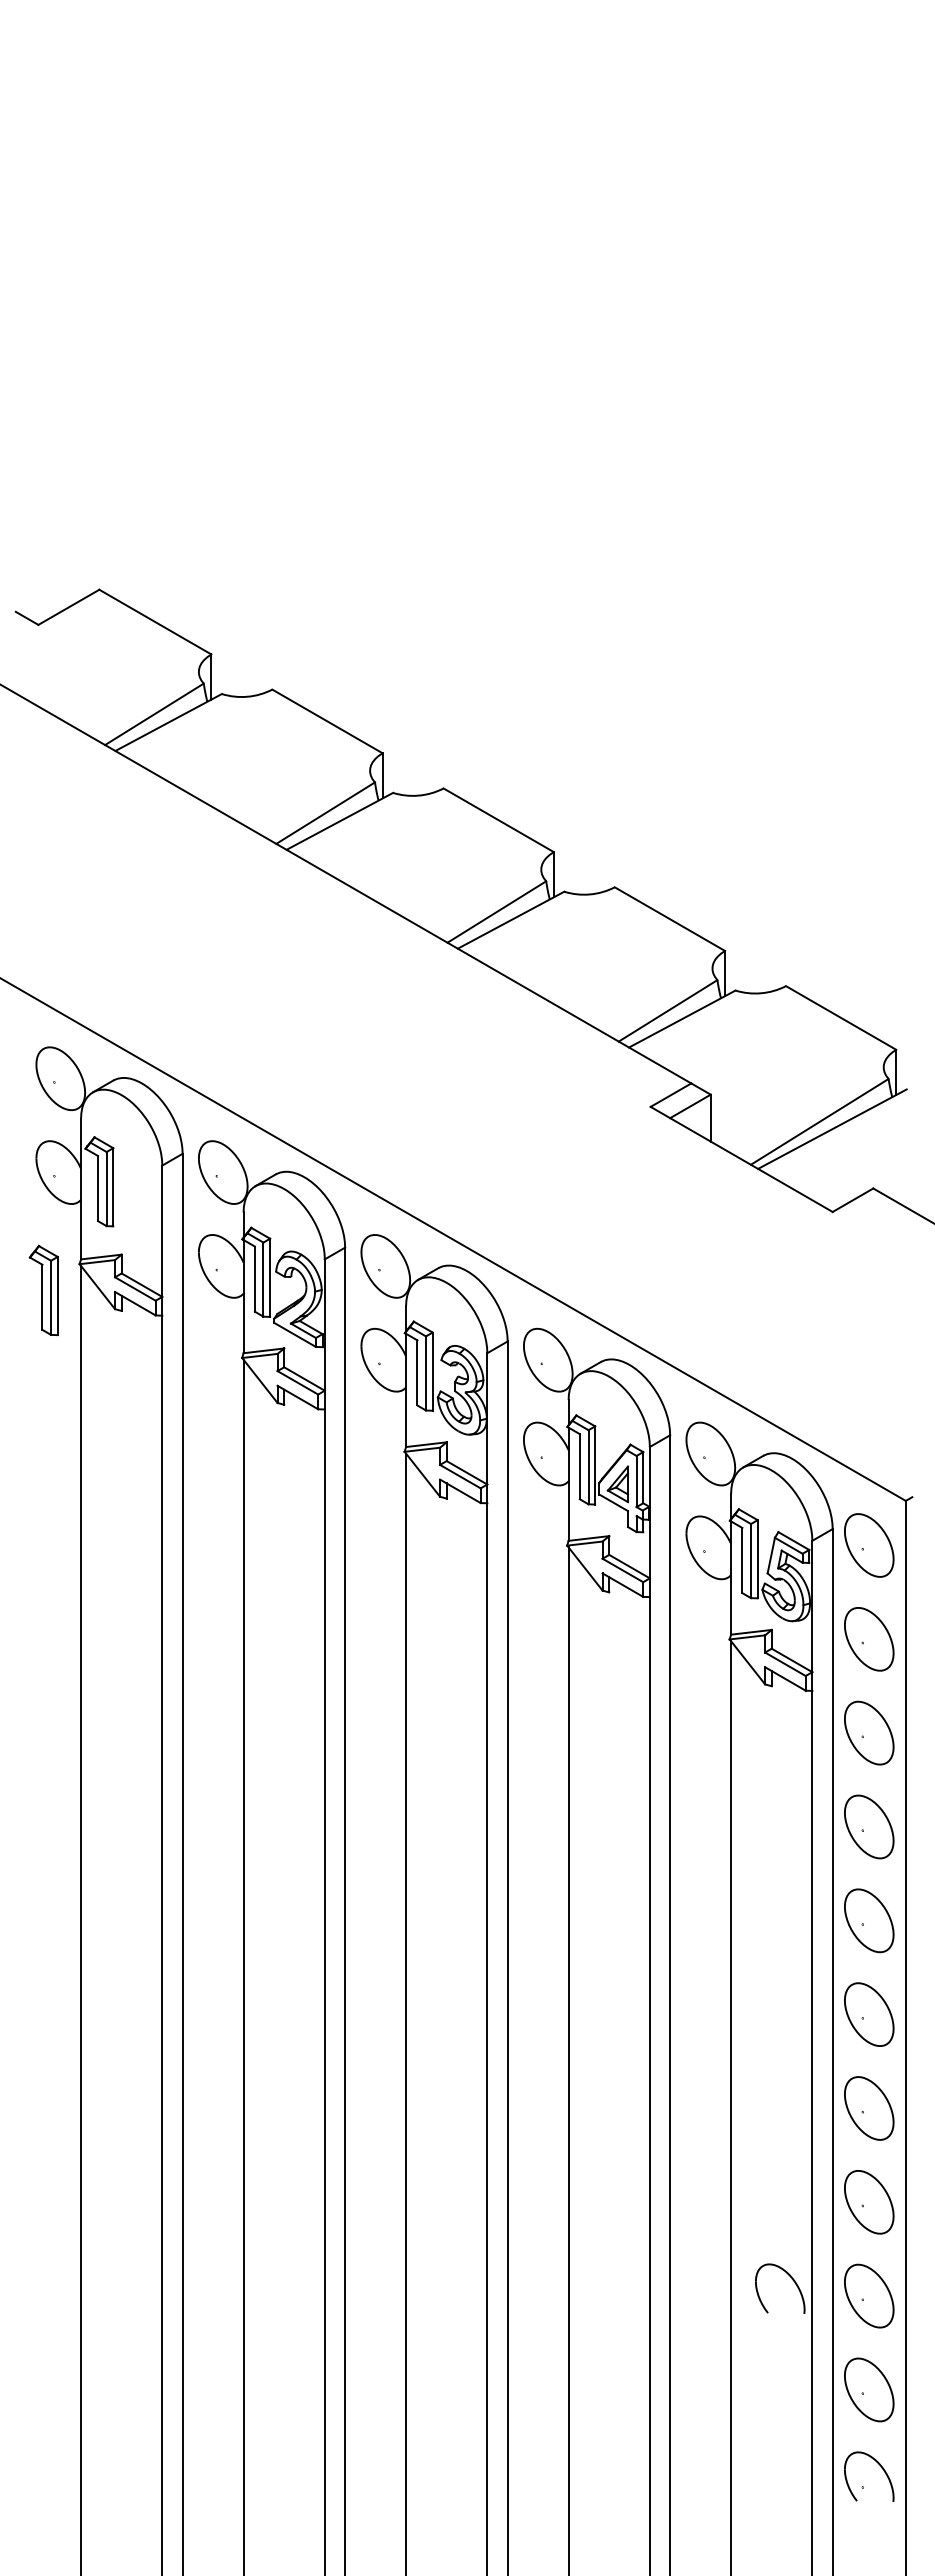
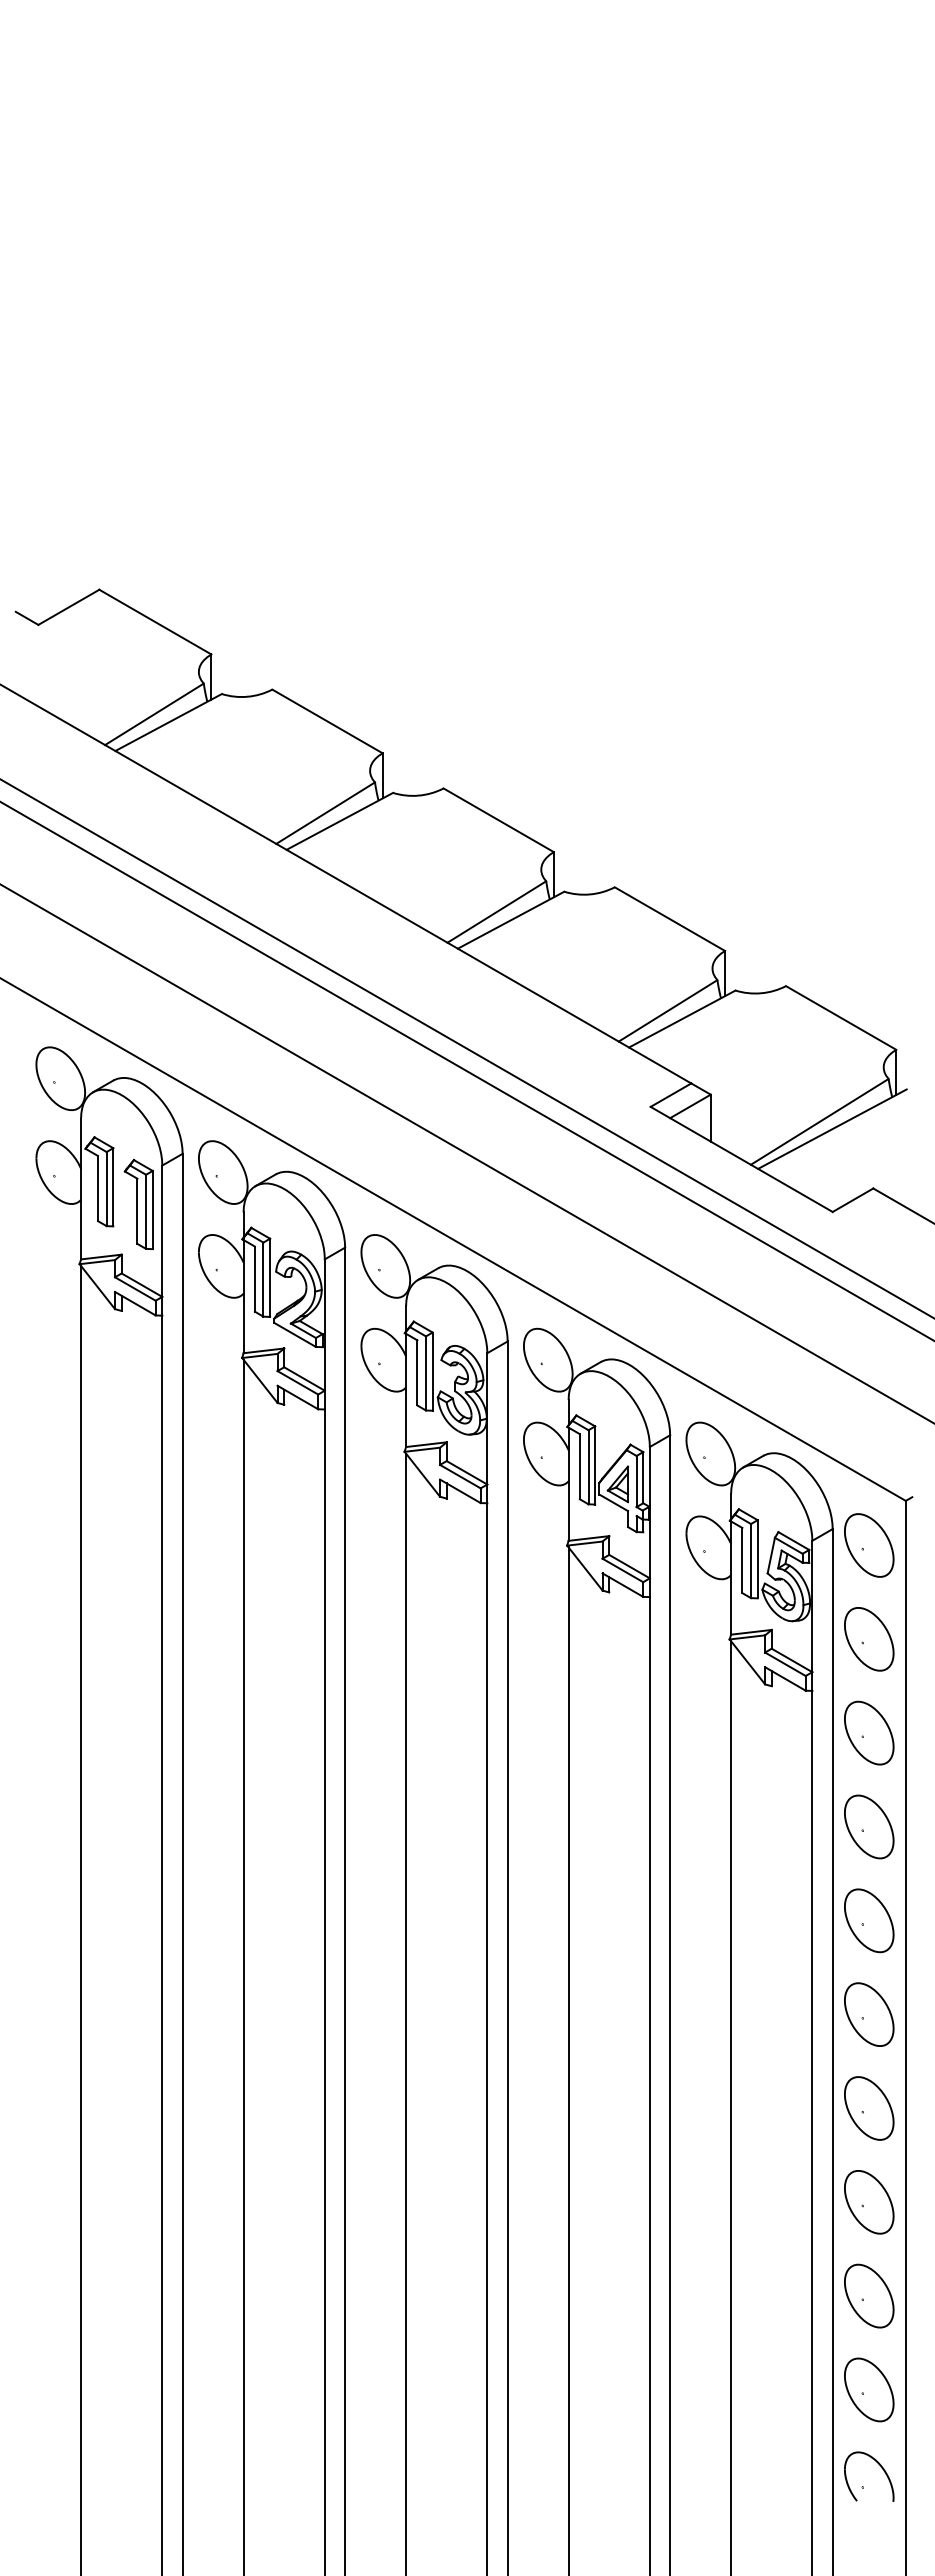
line: none -> present (466, 1048)
line: none -> present (466, 1071)
line: none -> present (466, 1153)
part position: (43, 1289) -> (138, 1203) (138, 1203)
part: present -> none (792, 2280)
